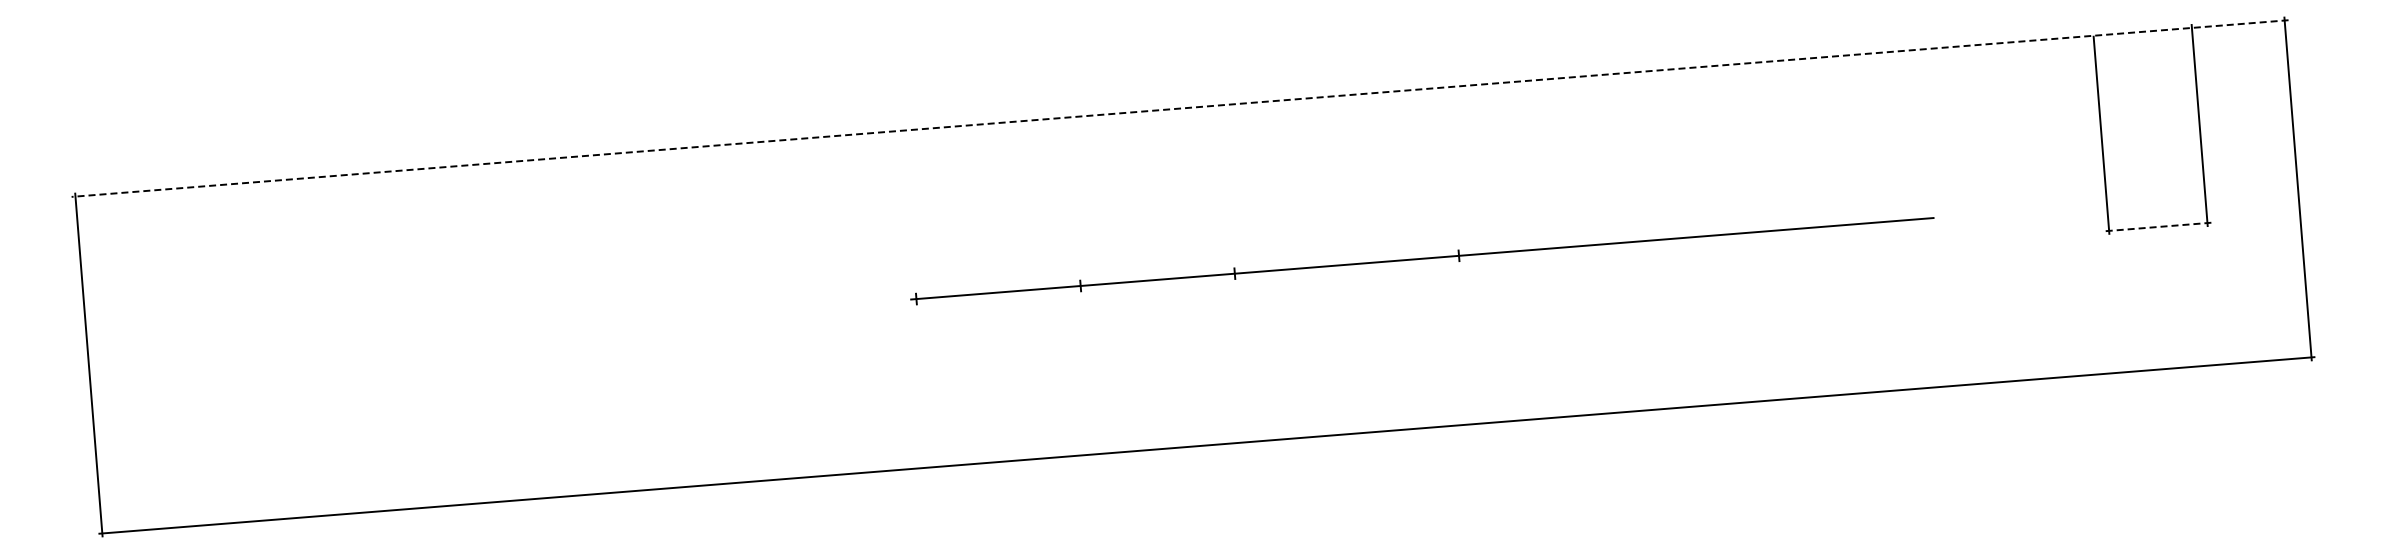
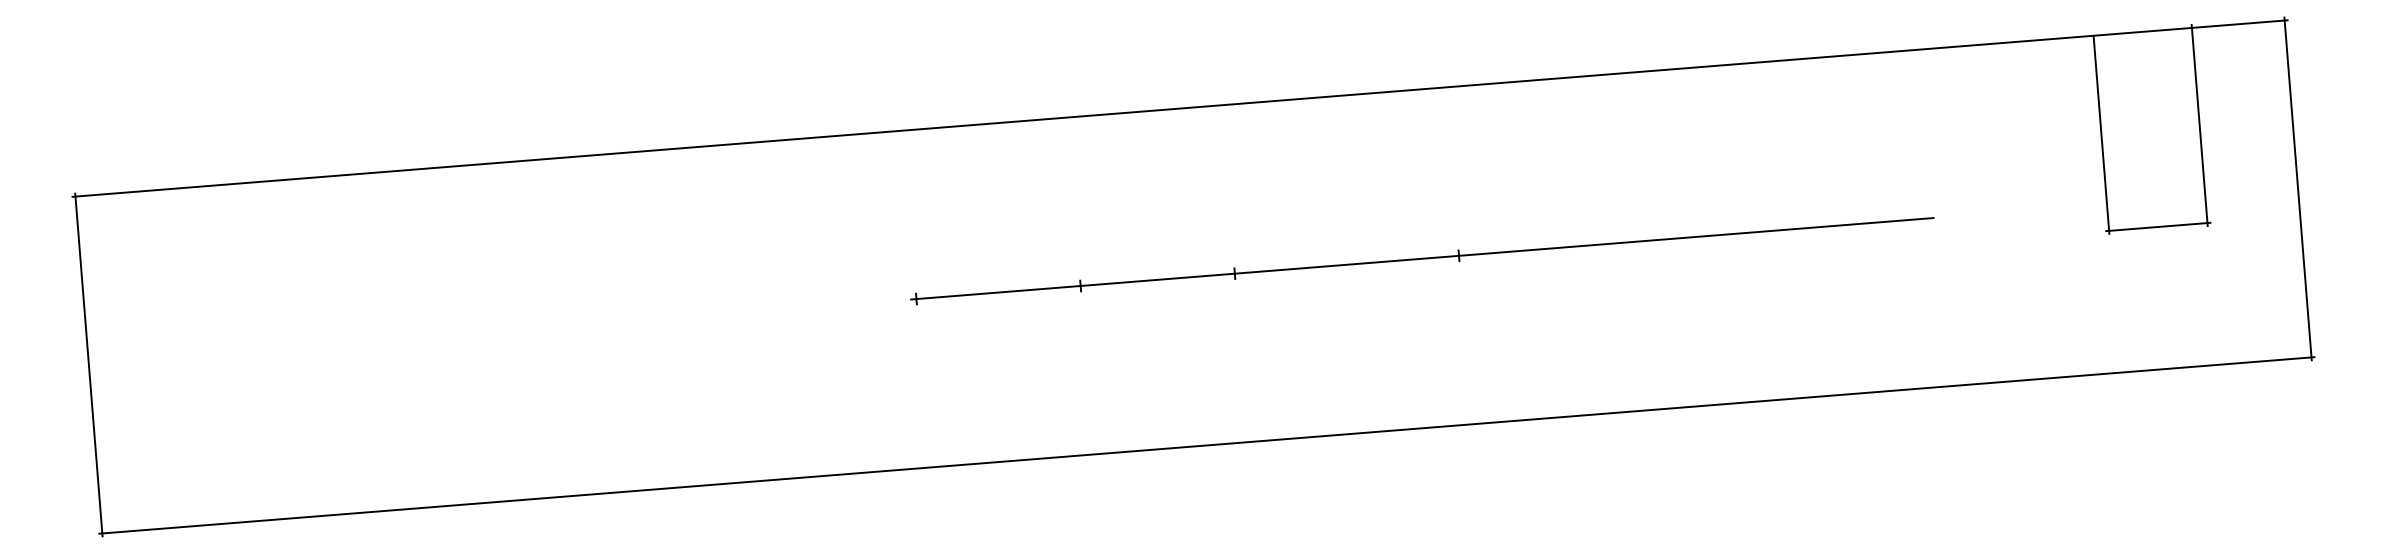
line: dashed -> solid (1180, 108)
line: dashed -> solid (2157, 227)
